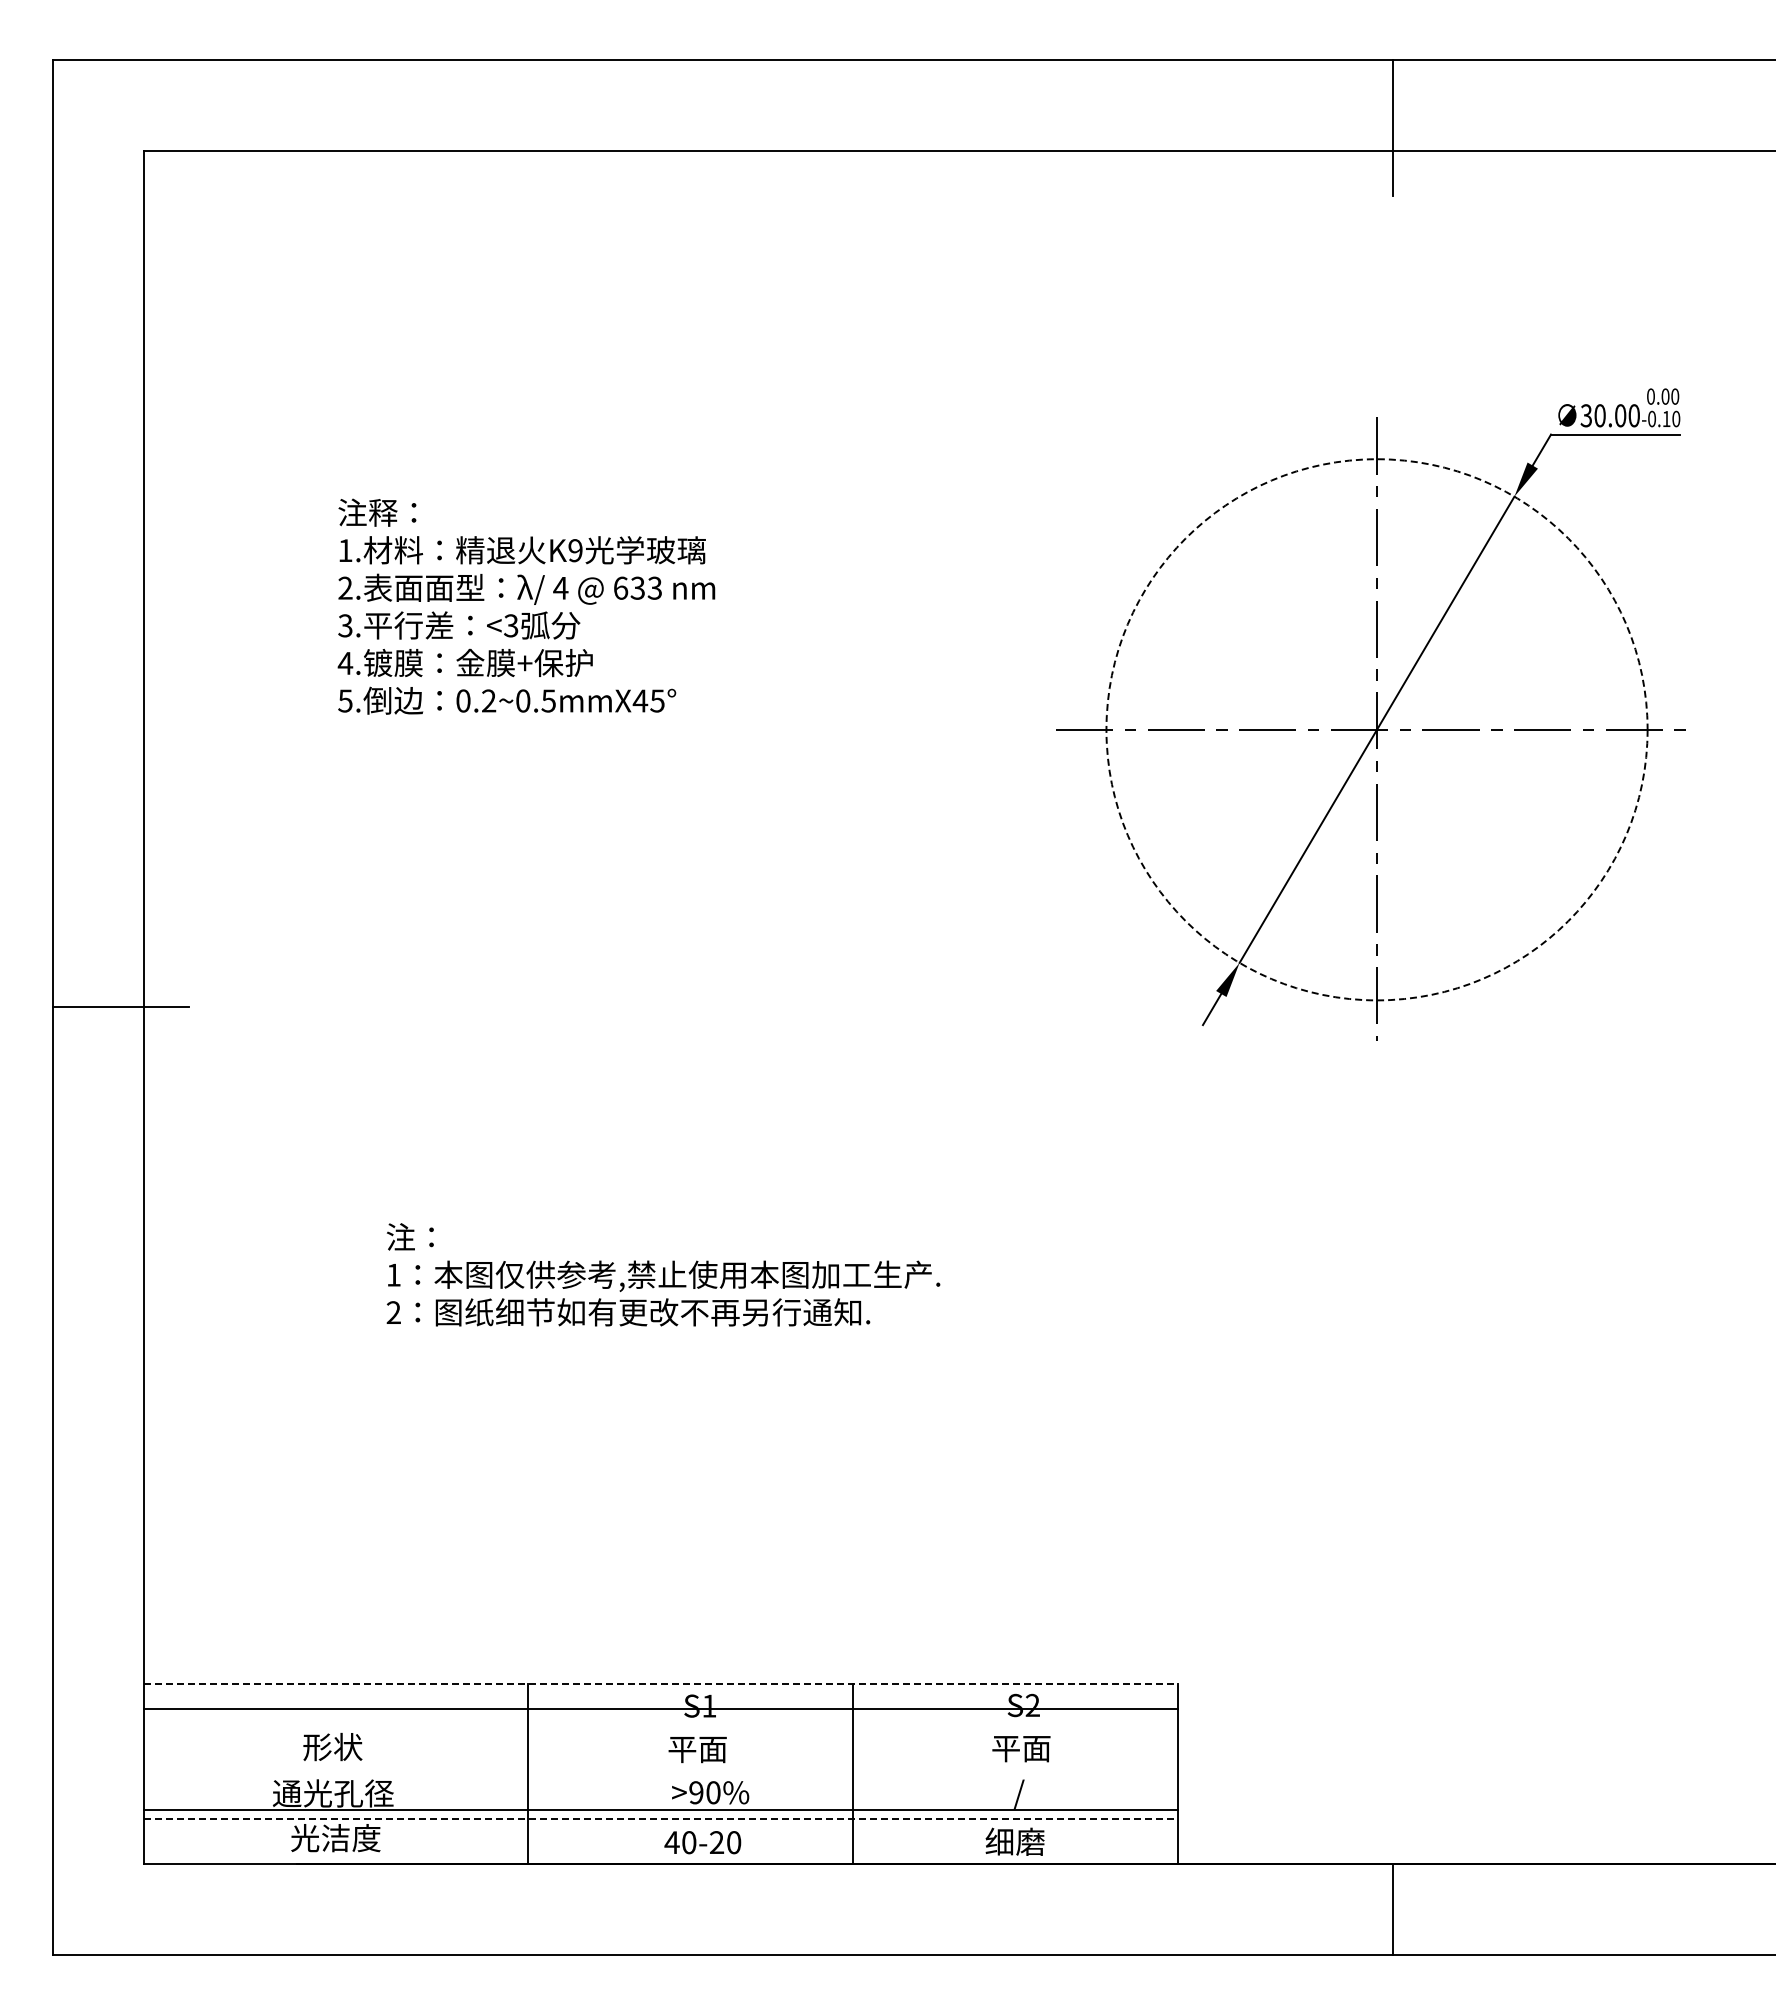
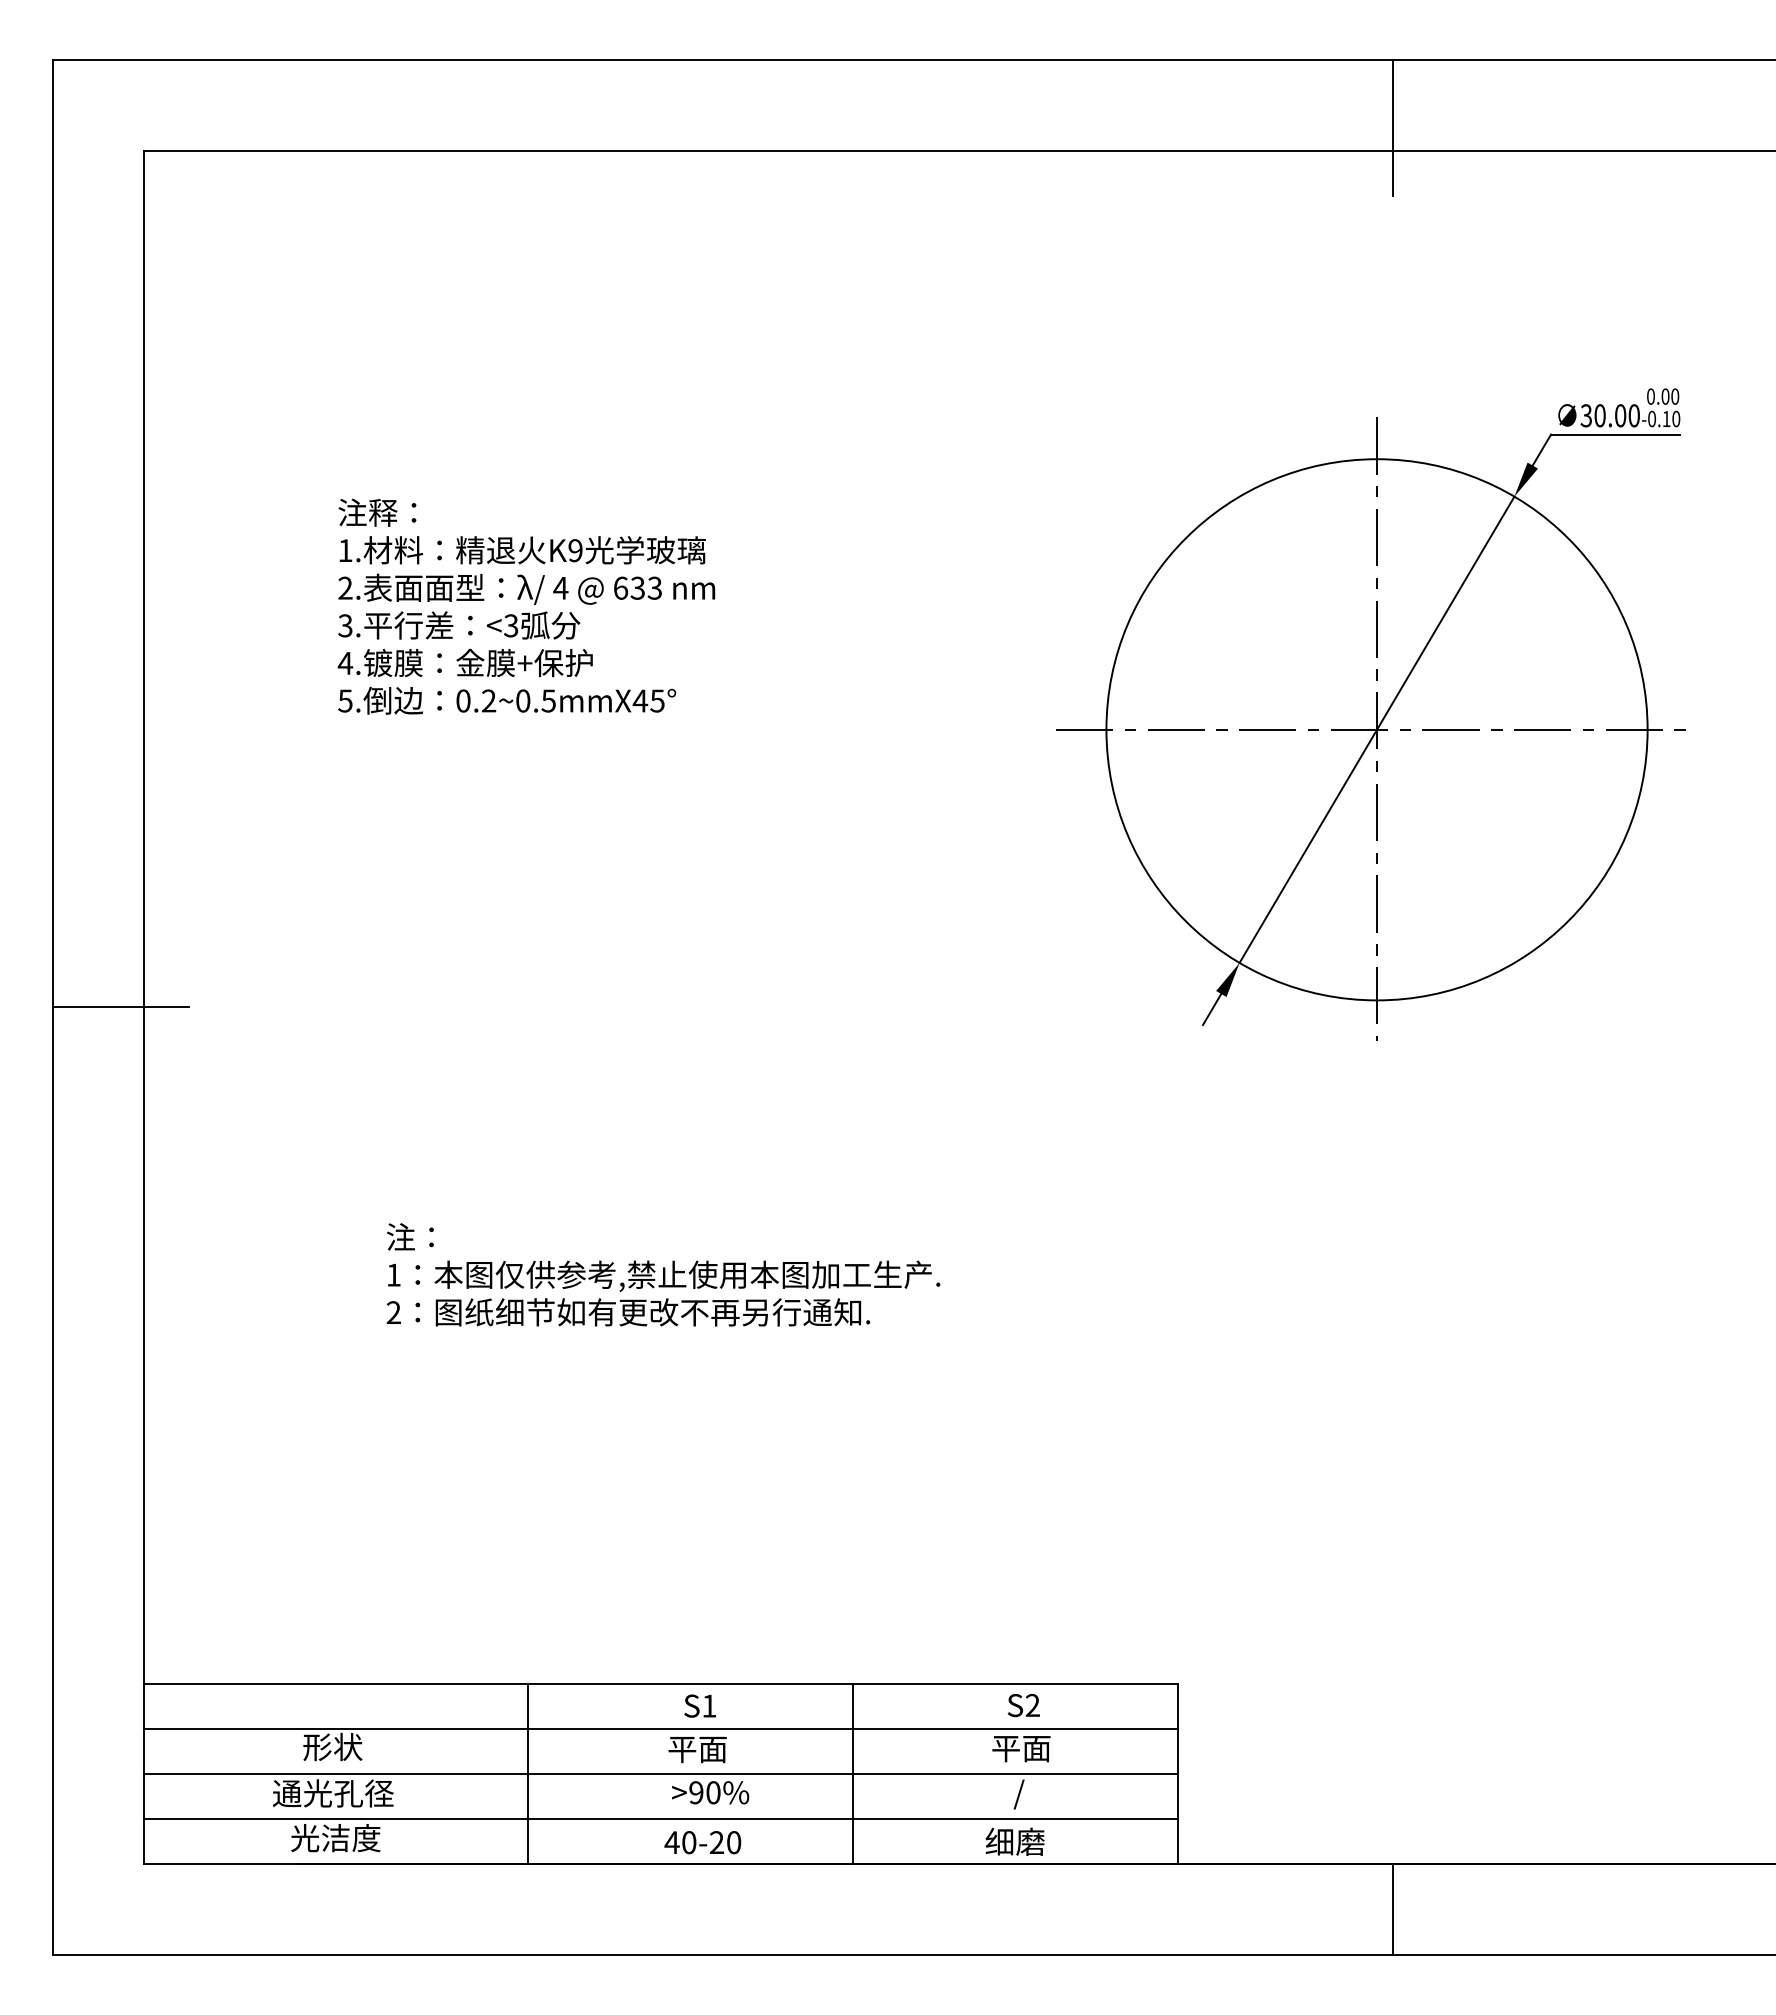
circle: dashed -> solid (1376, 729)
line: dashed -> solid (661, 1683)
line position: (660, 1709) -> (660, 1729) (660, 1729)
line position: (660, 1810) -> (660, 1774) (660, 1774)
line: dashed -> solid (661, 1819)
